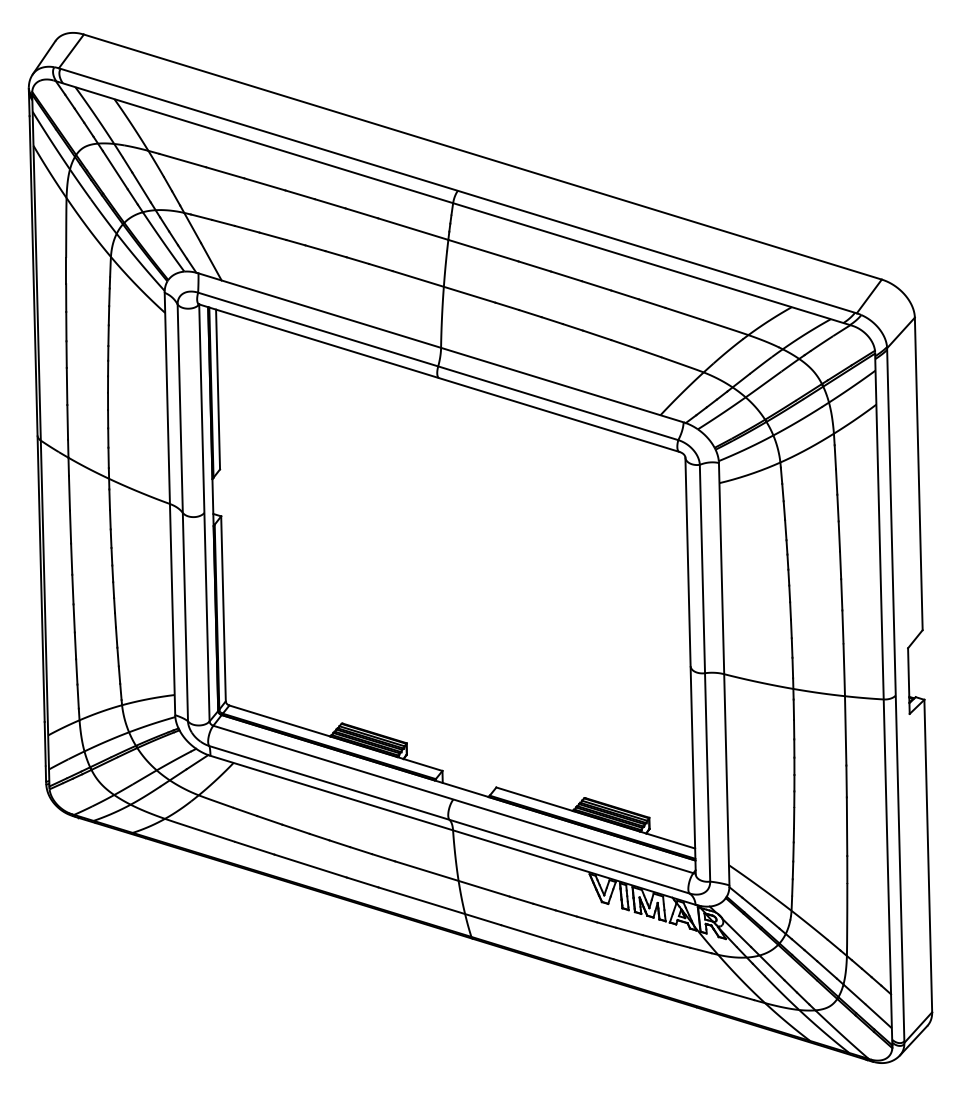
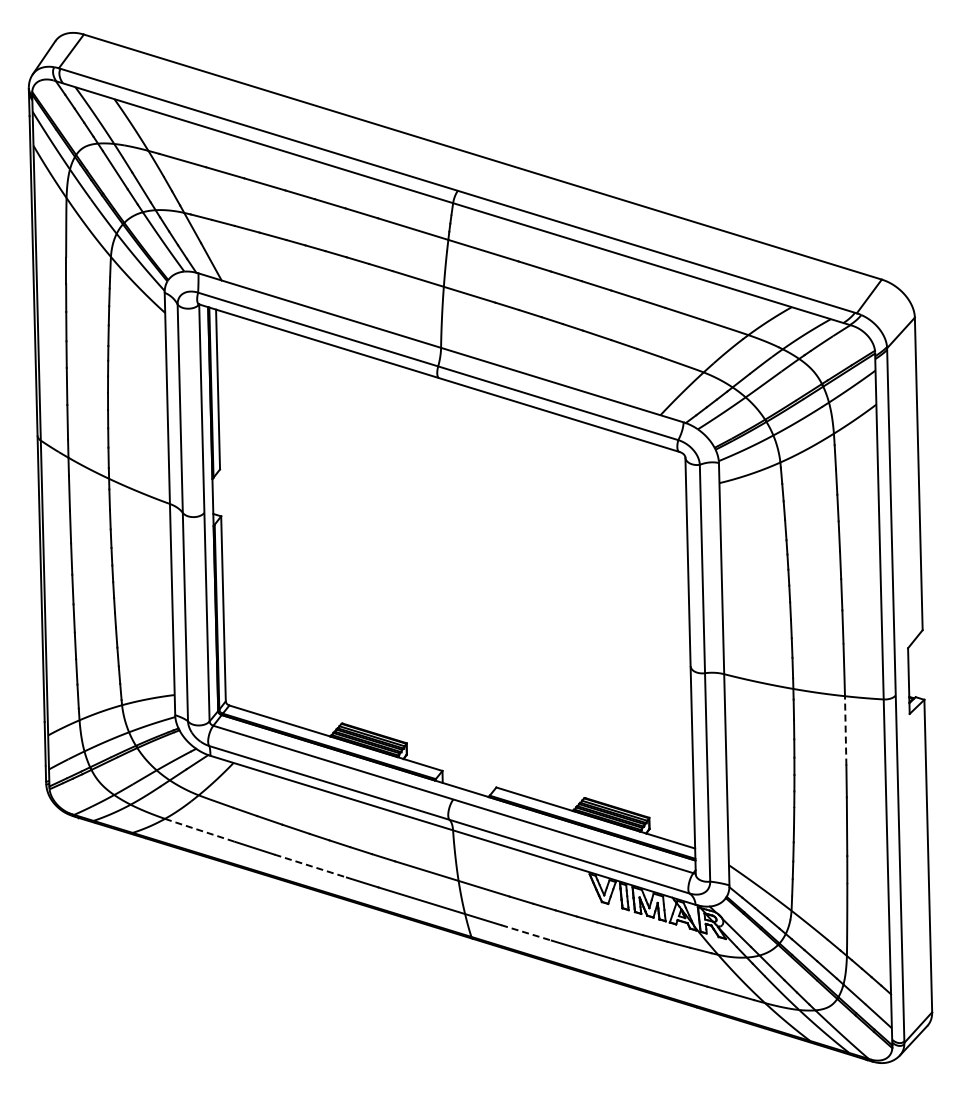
line: solid -> dashed (845, 730)
line: solid -> dashed (199, 830)
line: solid -> dashed (310, 866)
line: solid -> dashed (526, 933)
